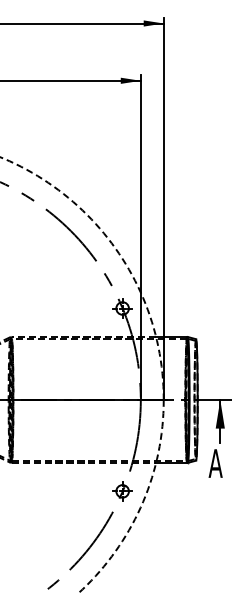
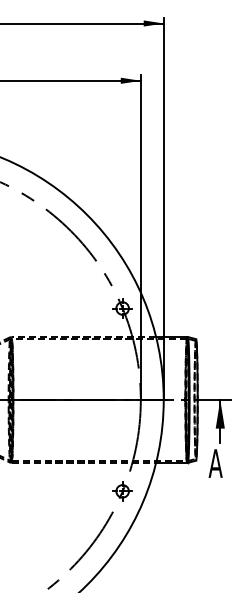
circle: dashed -> solid (81, 374)
